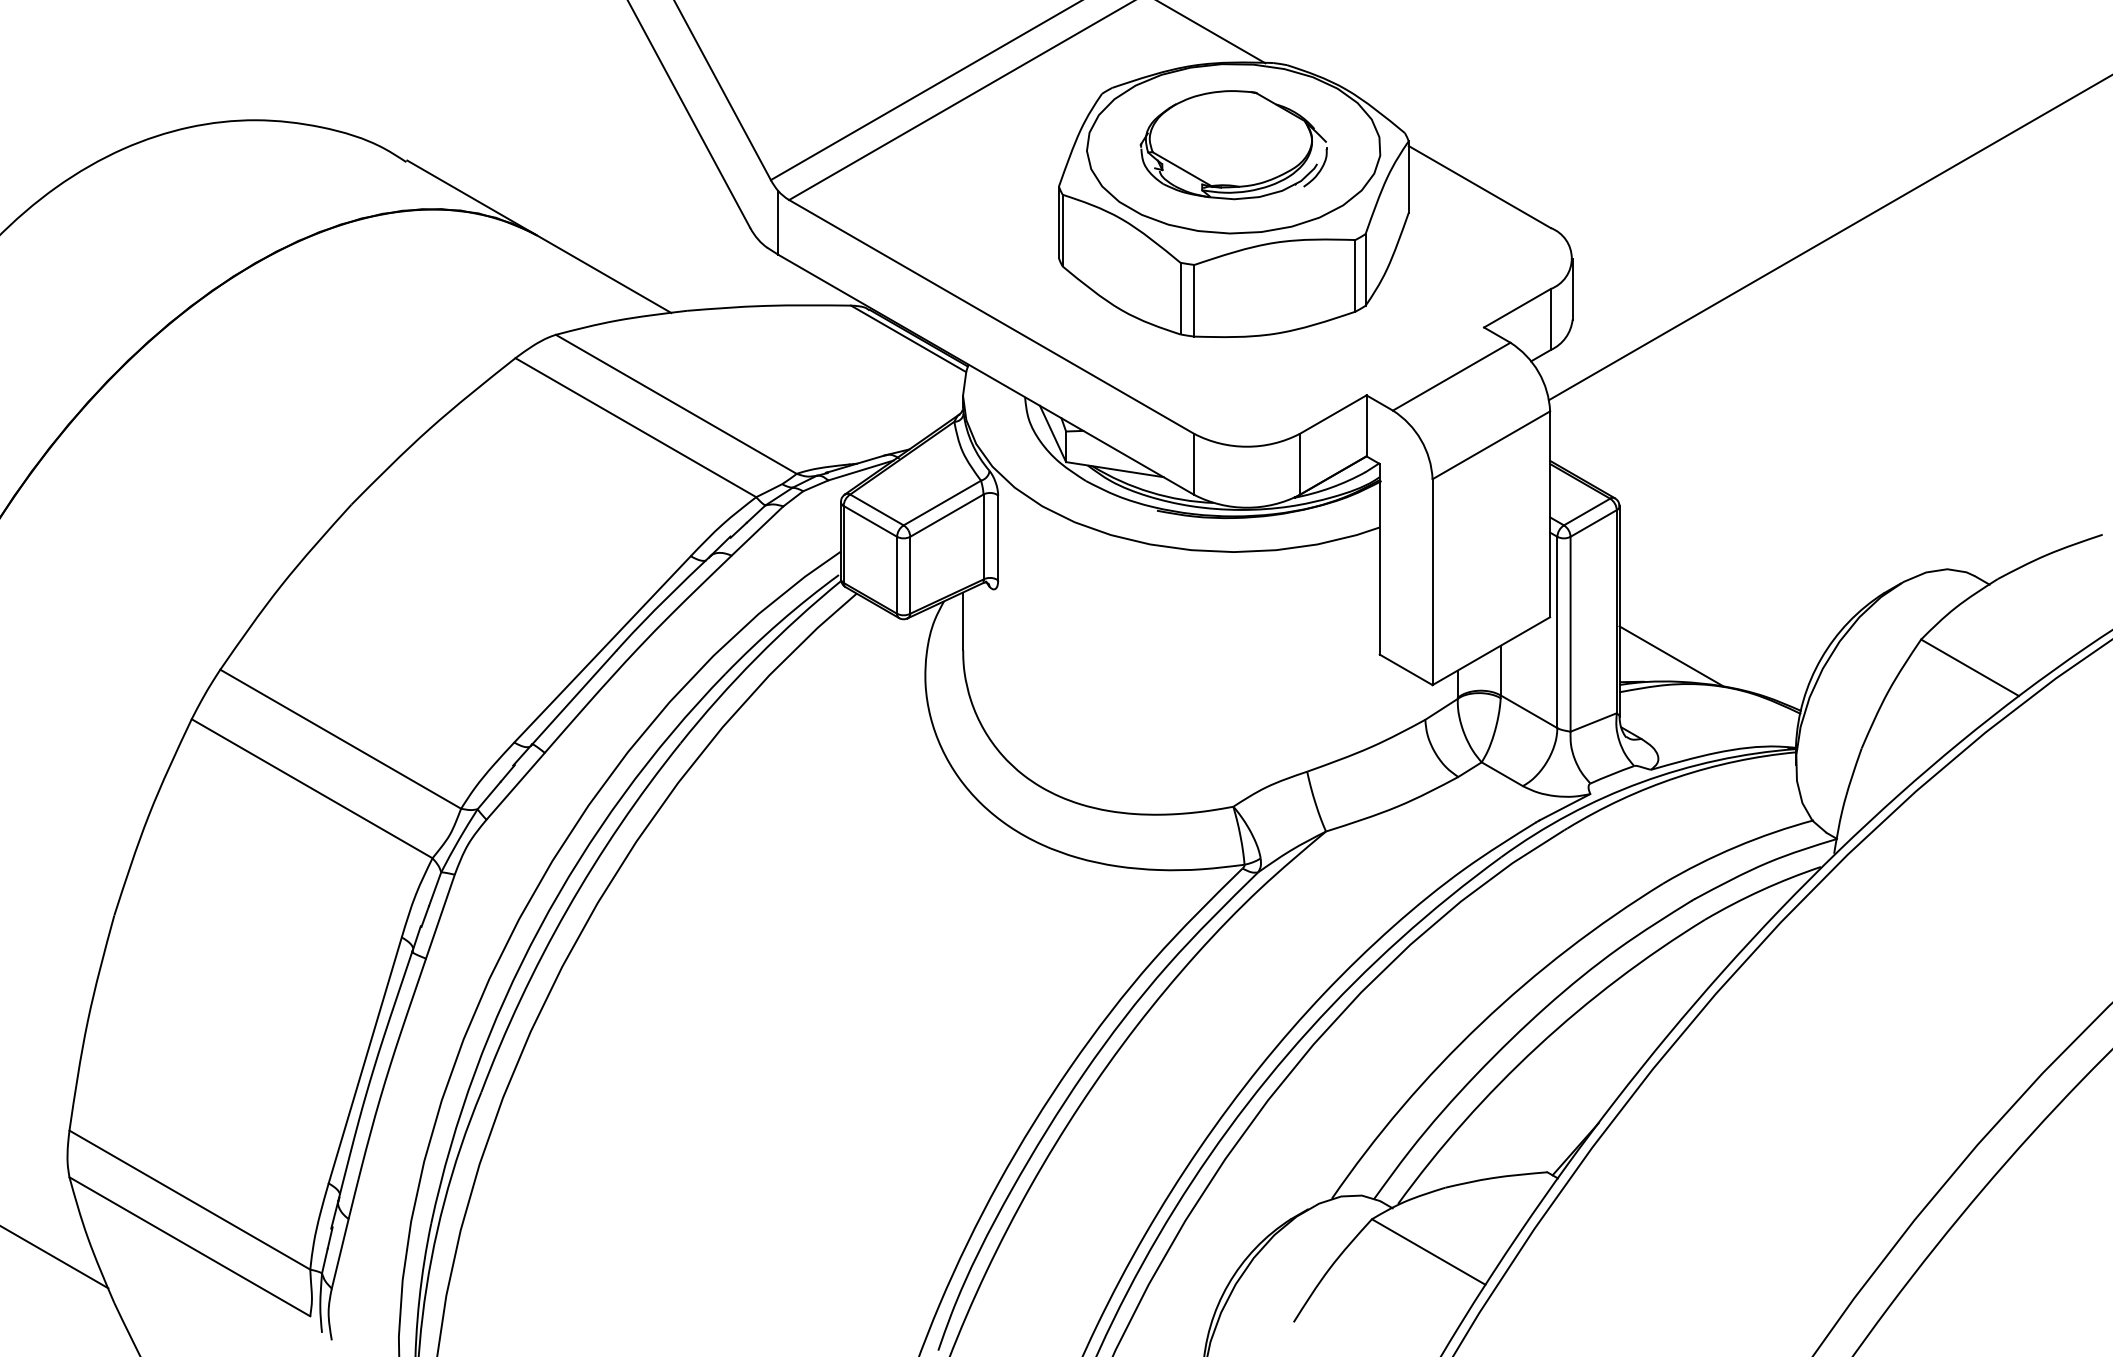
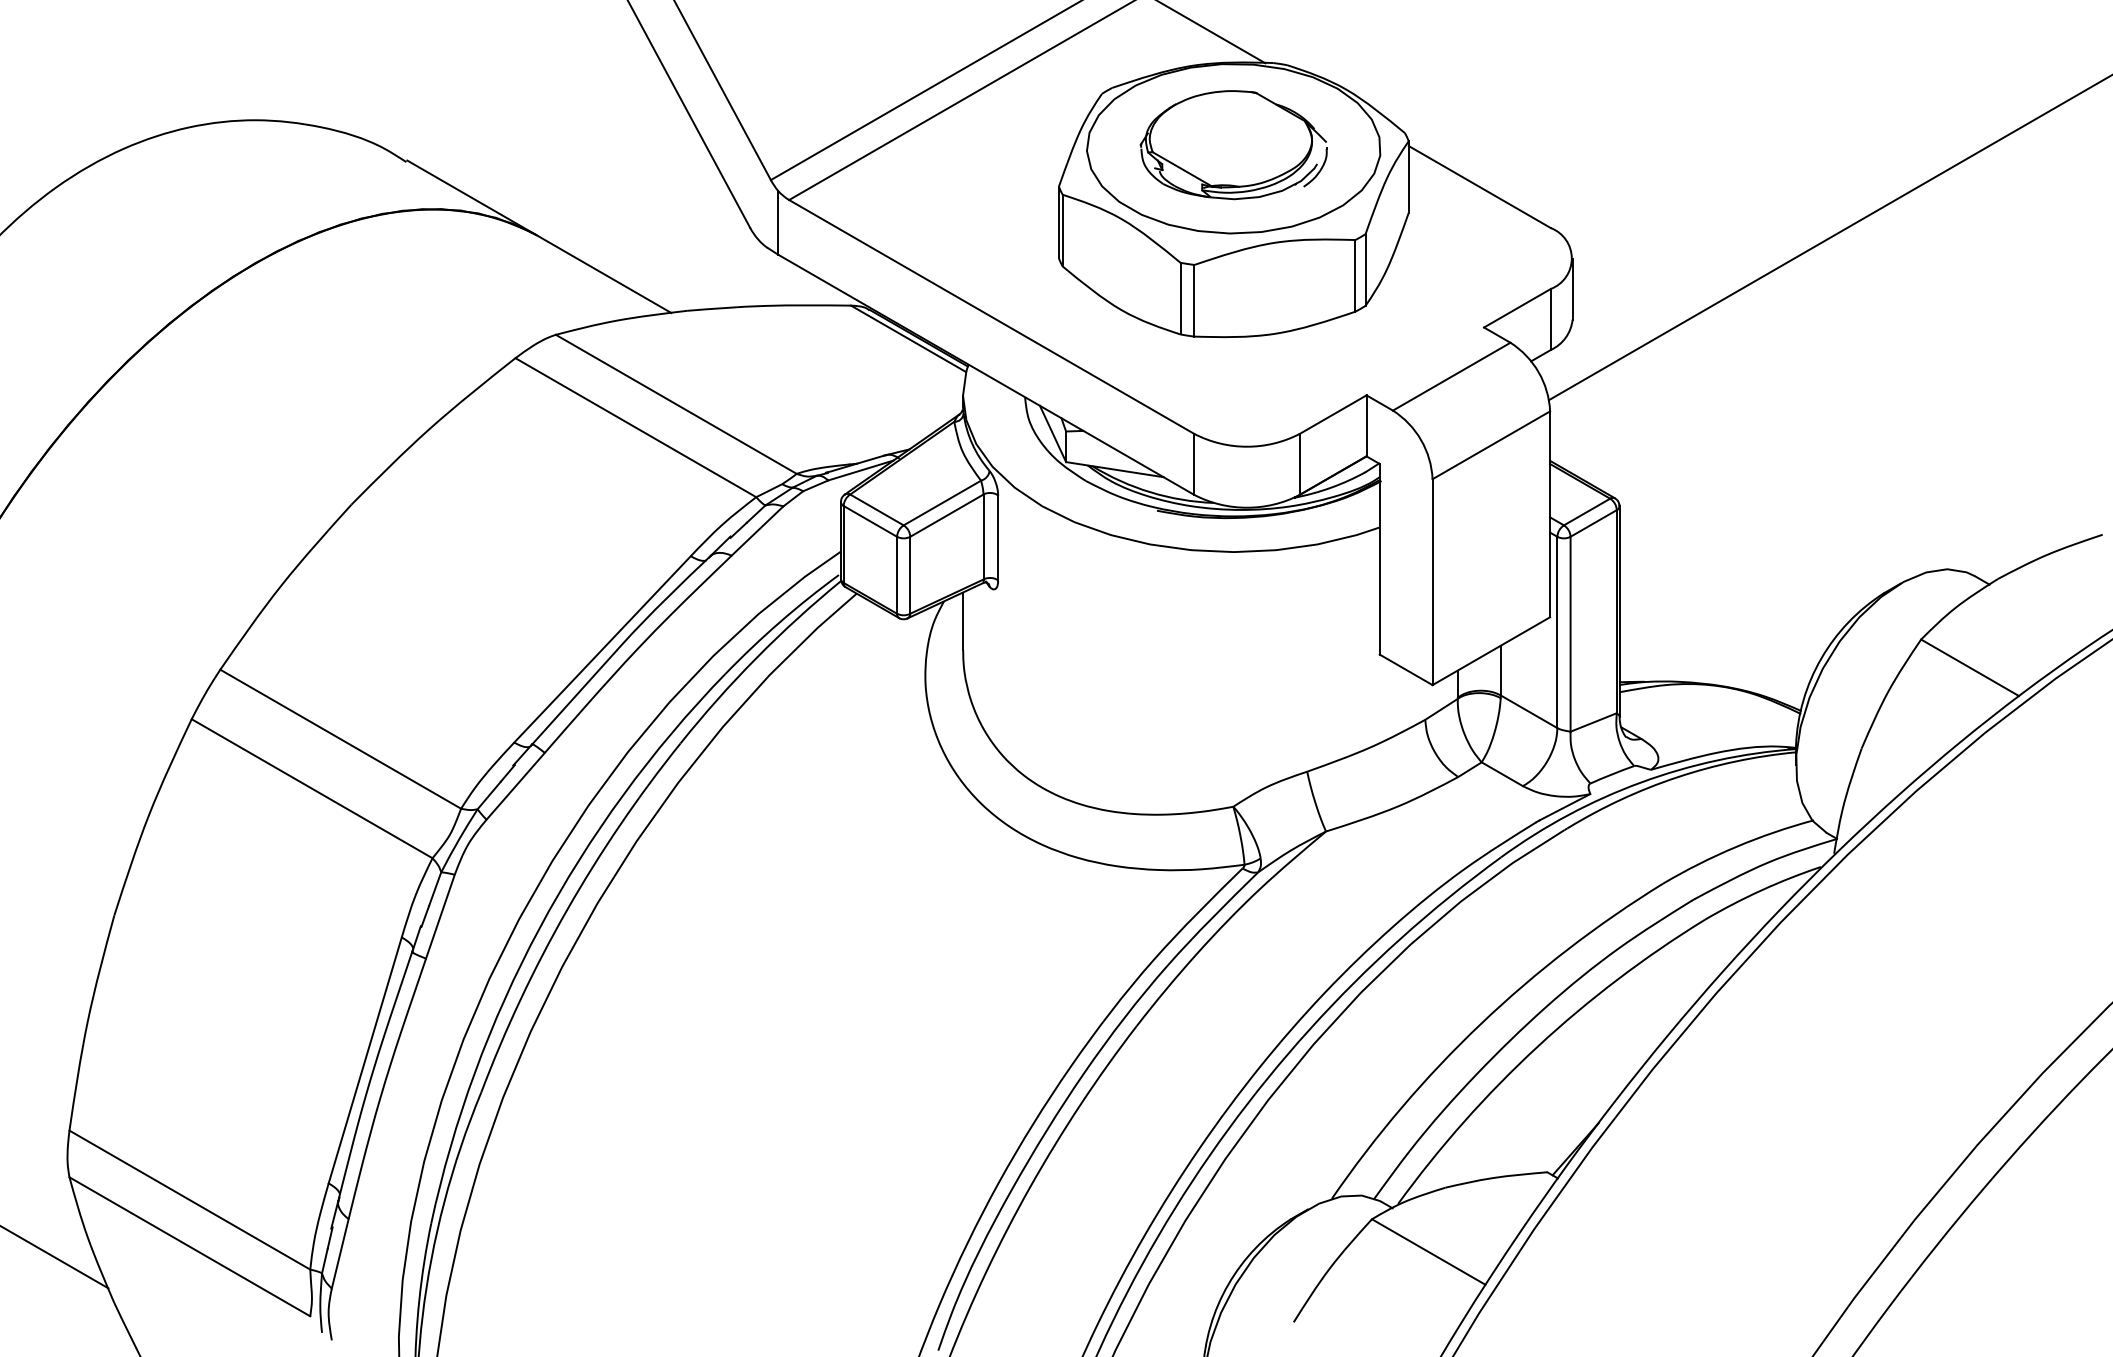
line: present -> none (1671, 656)
